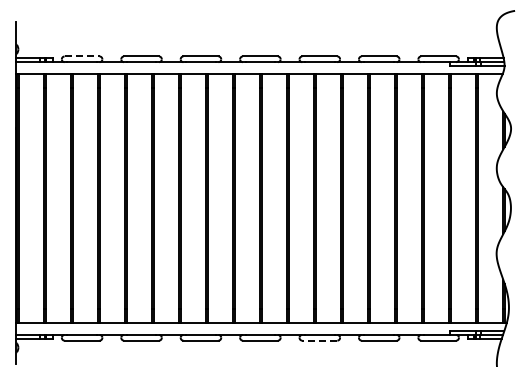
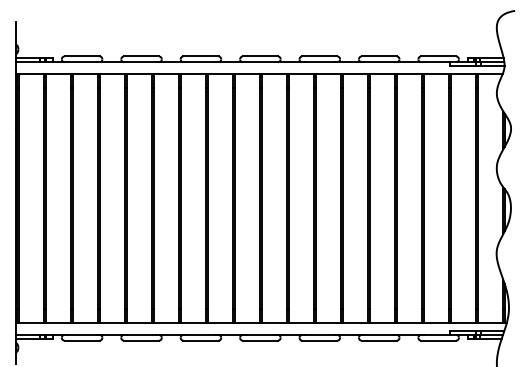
line: dashed -> solid (82, 56)
line: dashed -> solid (319, 340)
